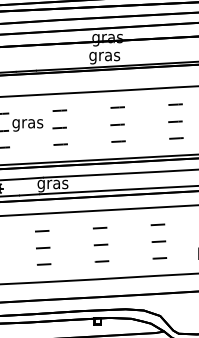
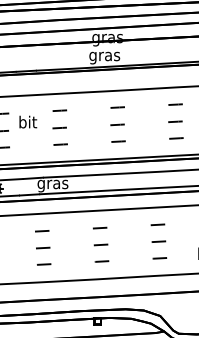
text: gras -> bit (27, 123)
